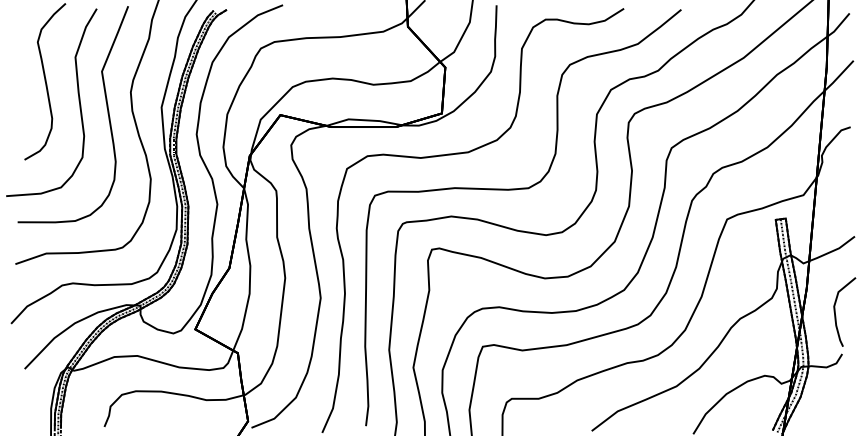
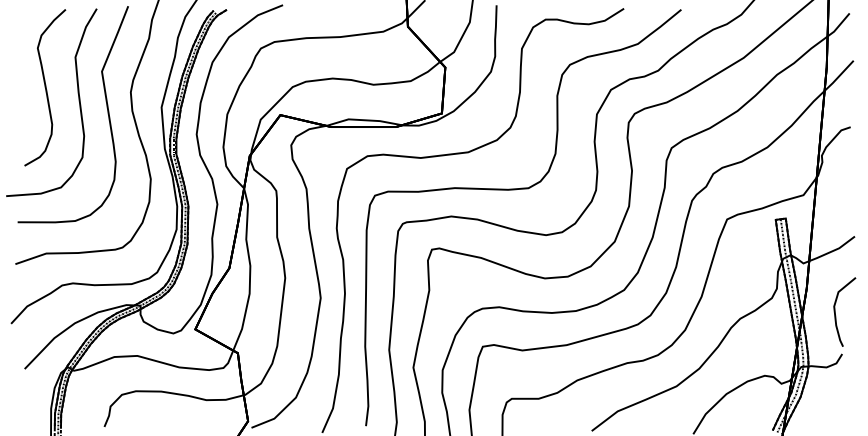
curve position: (45, 81) -> (45, 87) (45, 87)
